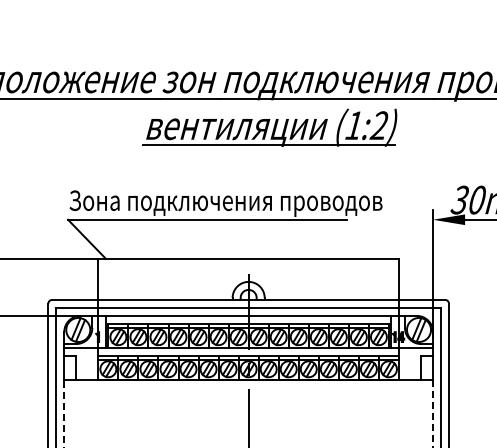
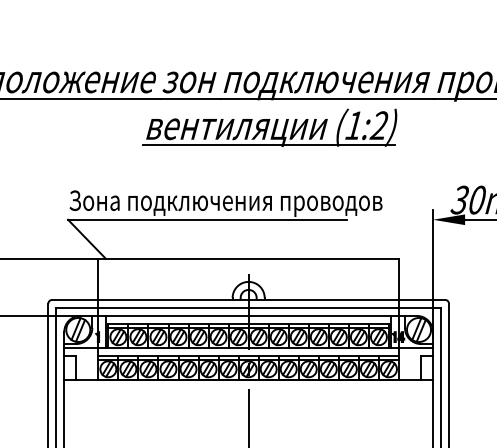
line: dashed -> solid (64, 414)
line: dashed -> solid (433, 414)
